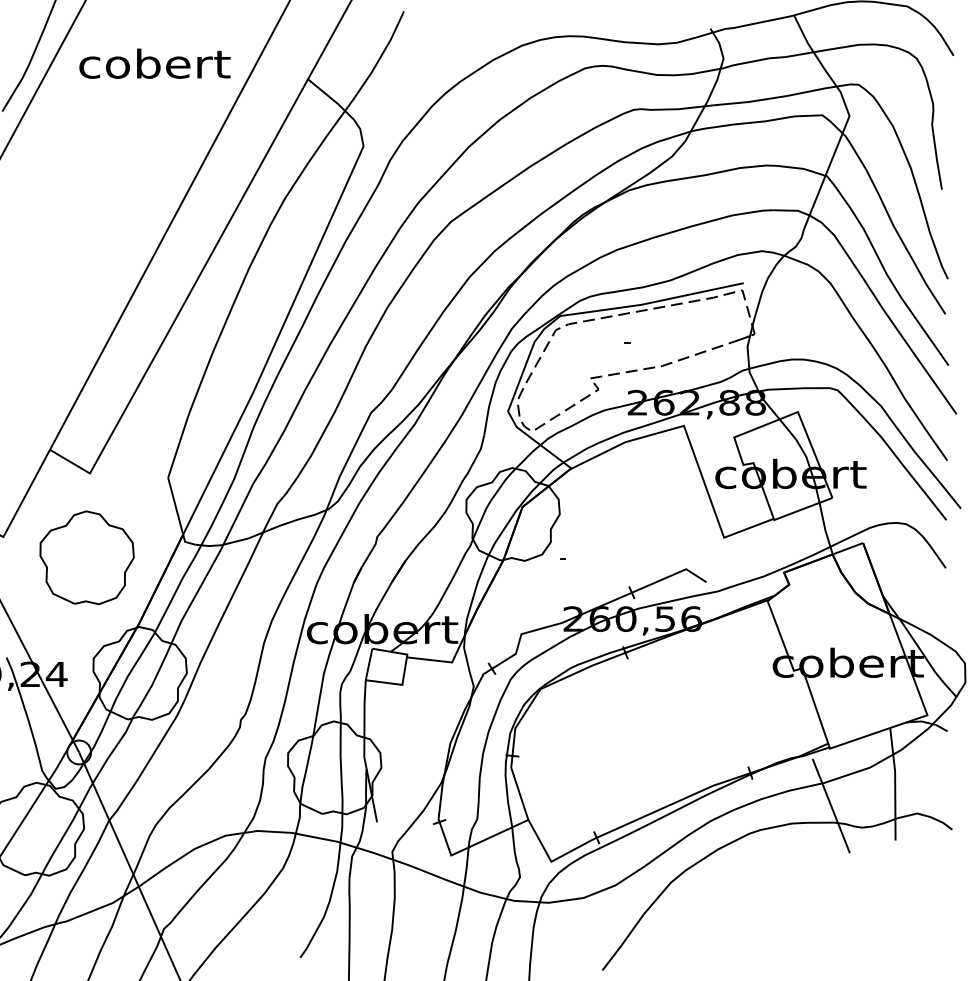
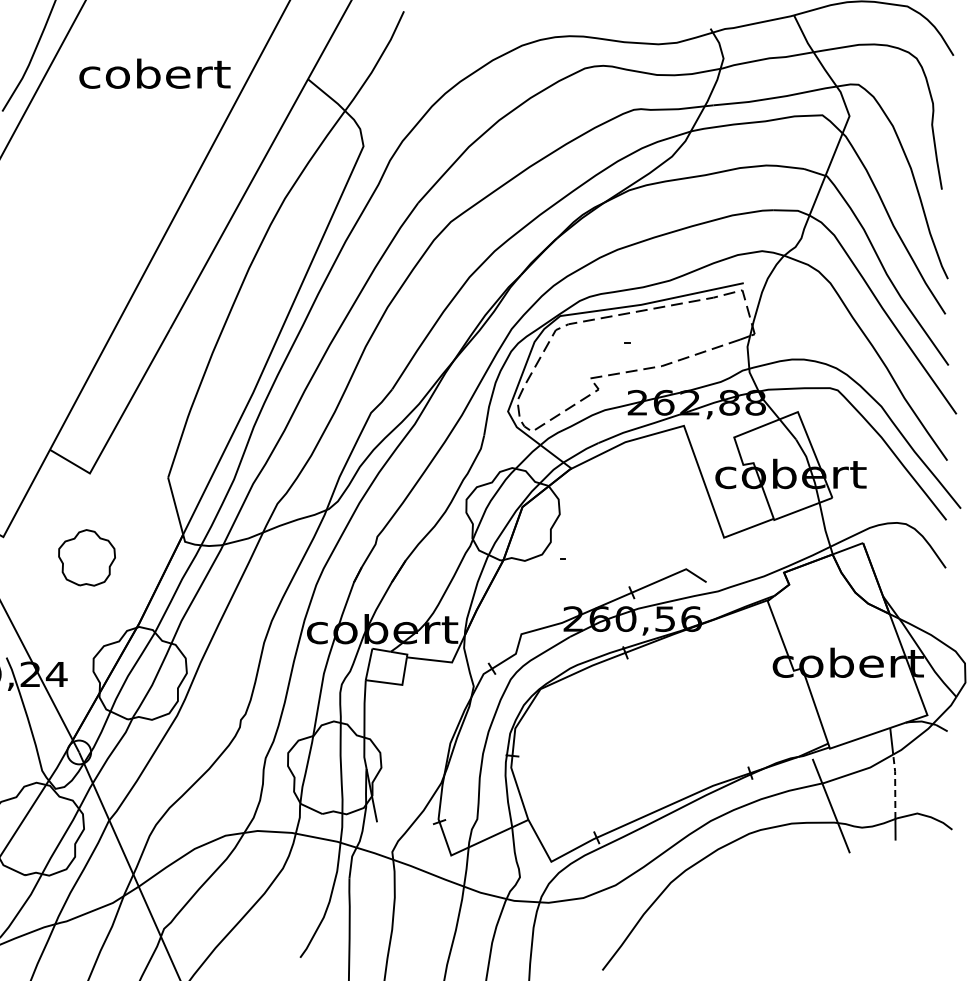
text position: (154, 63) -> (154, 73) (154, 73)
part size: 96x96 px -> 58x58 px (86, 557)
line: solid -> dashed (895, 786)
